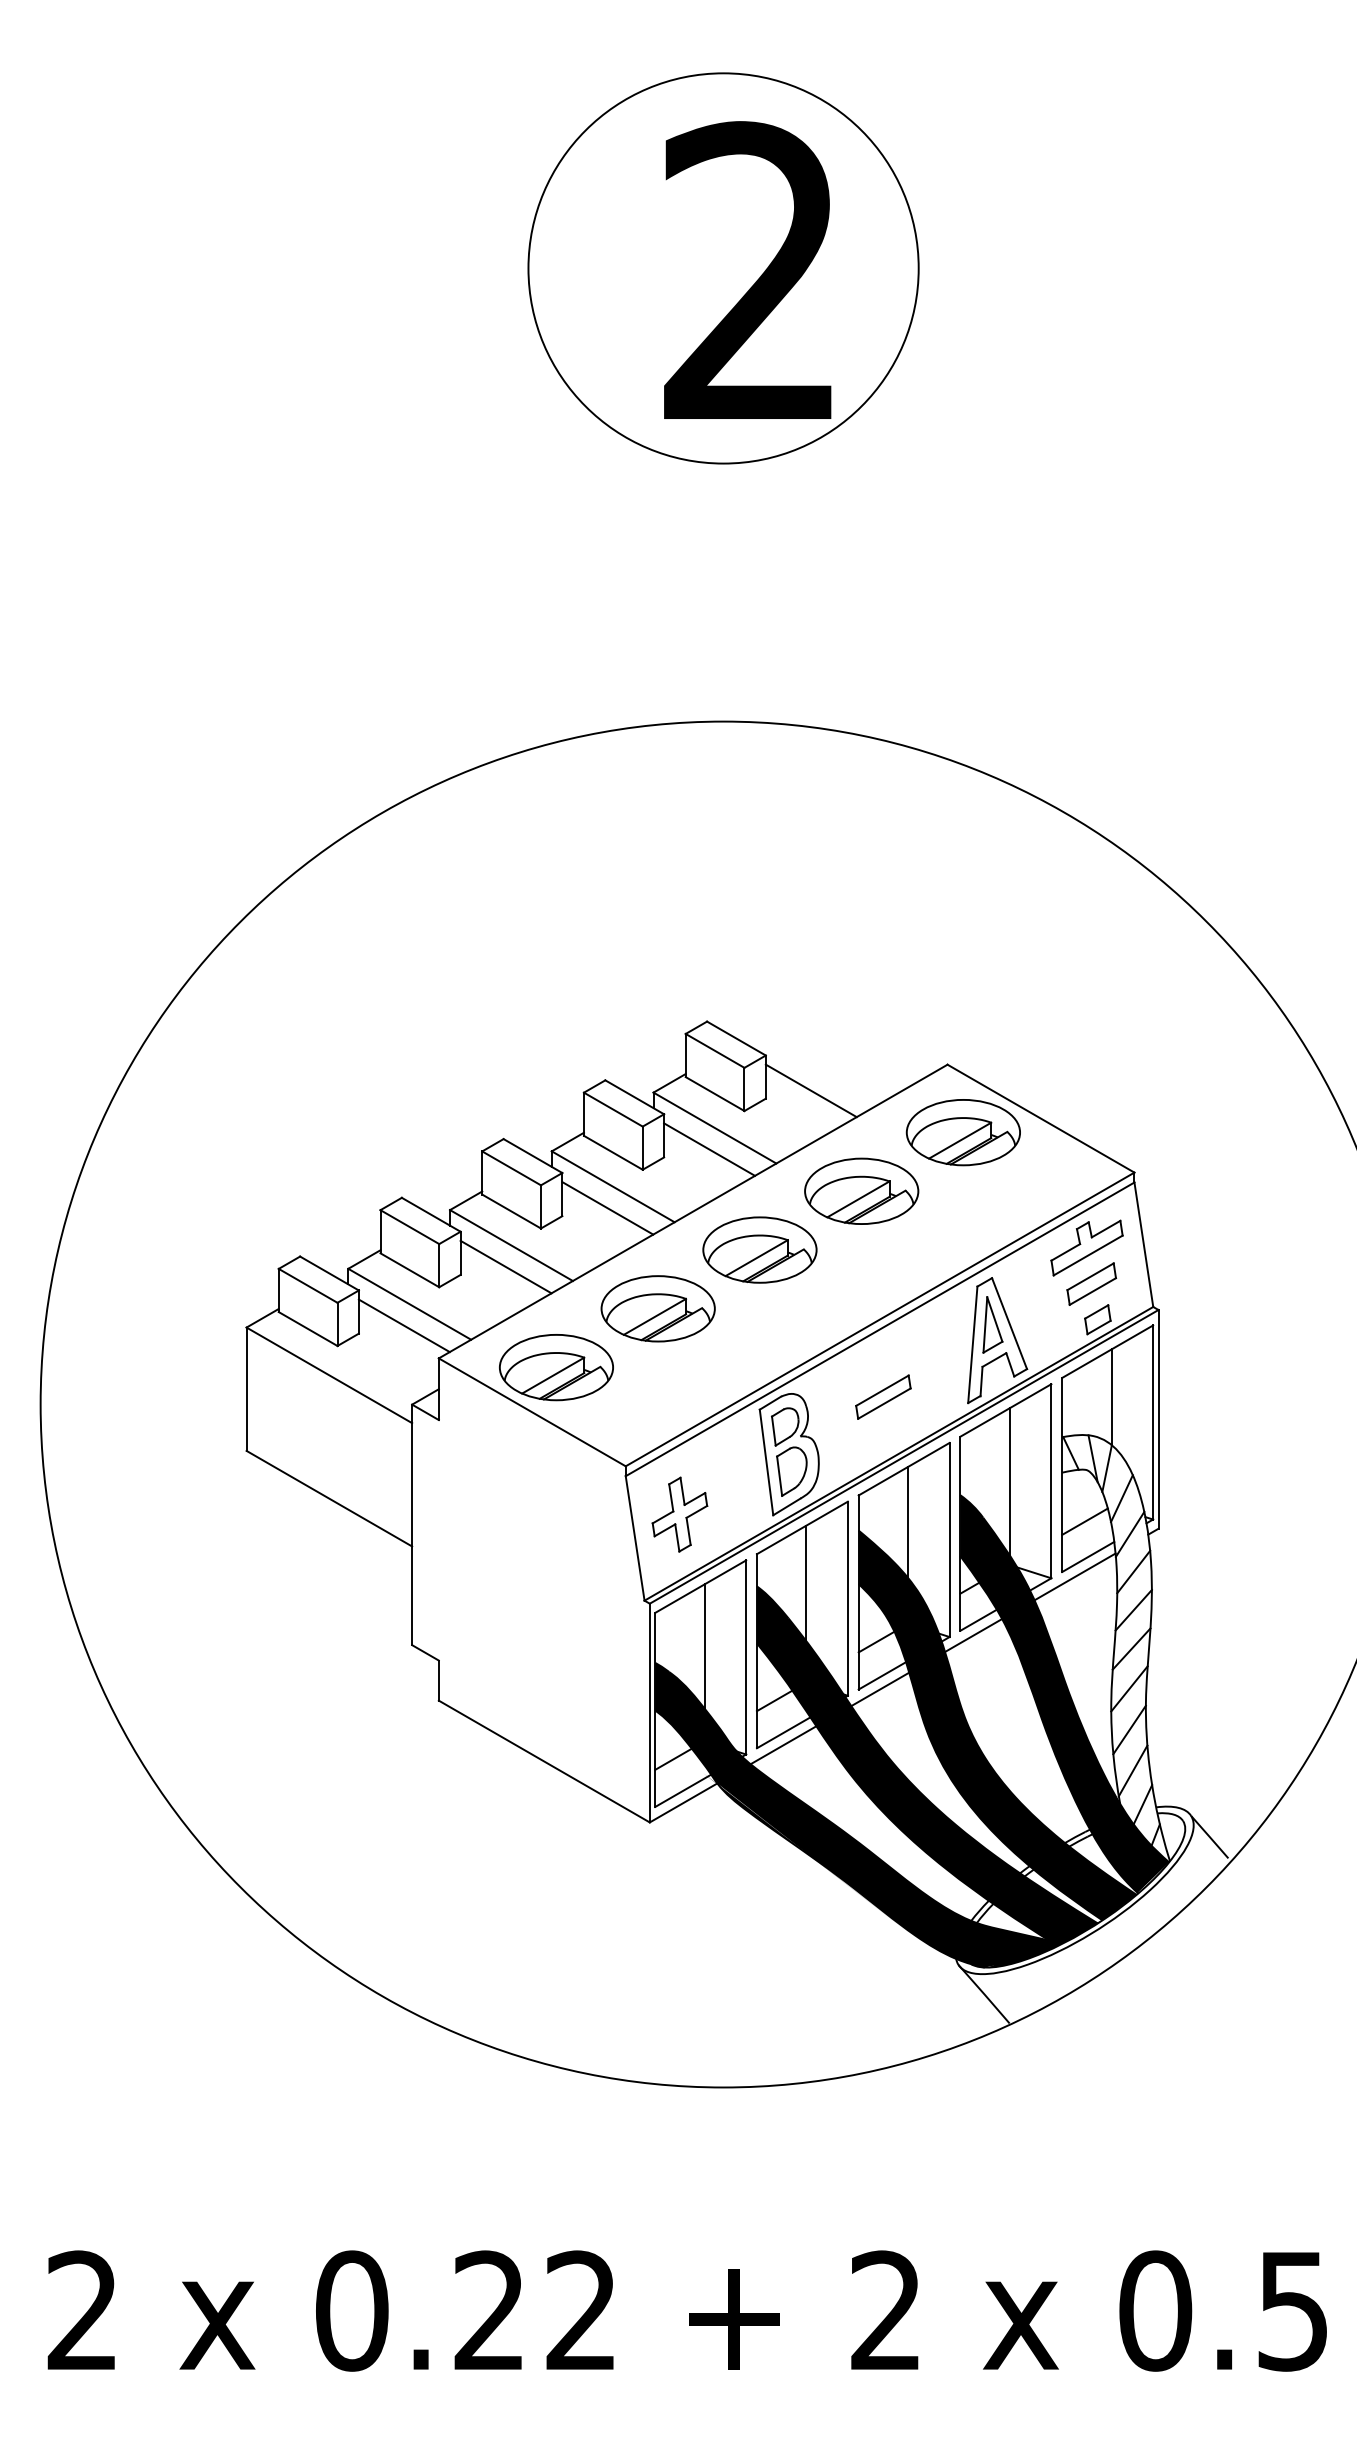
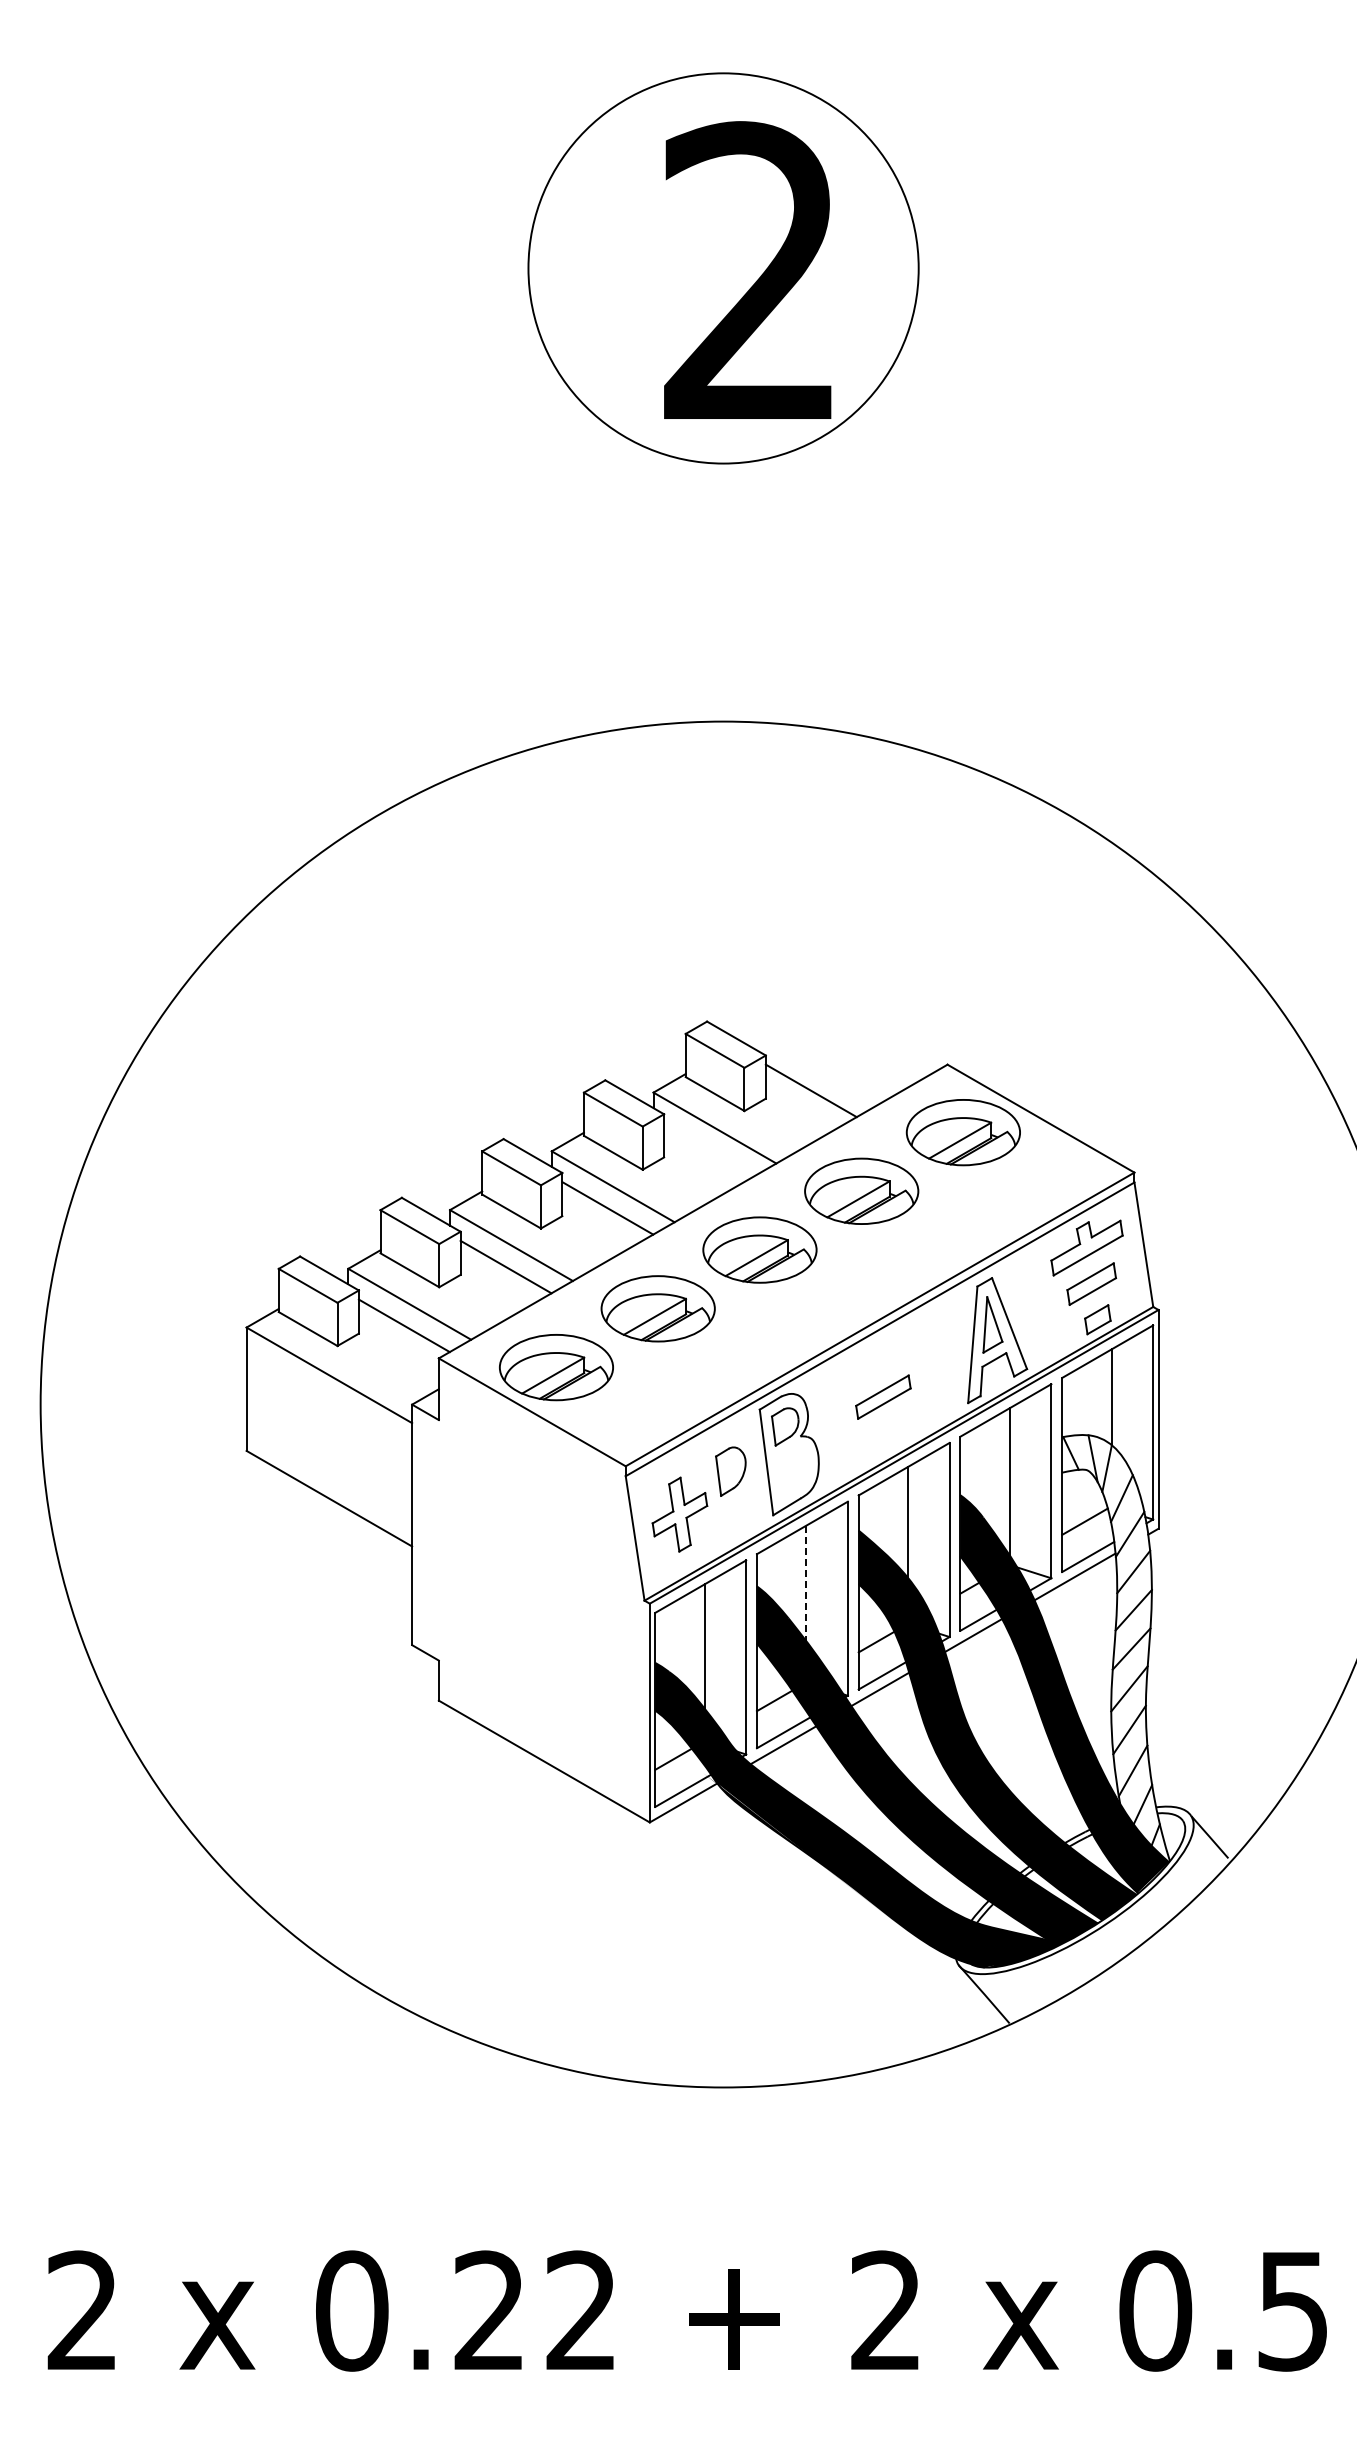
line: present -> none (709, 1149)
part position: (791, 1471) -> (730, 1471) (730, 1471)
line: solid -> dashed (806, 1583)
